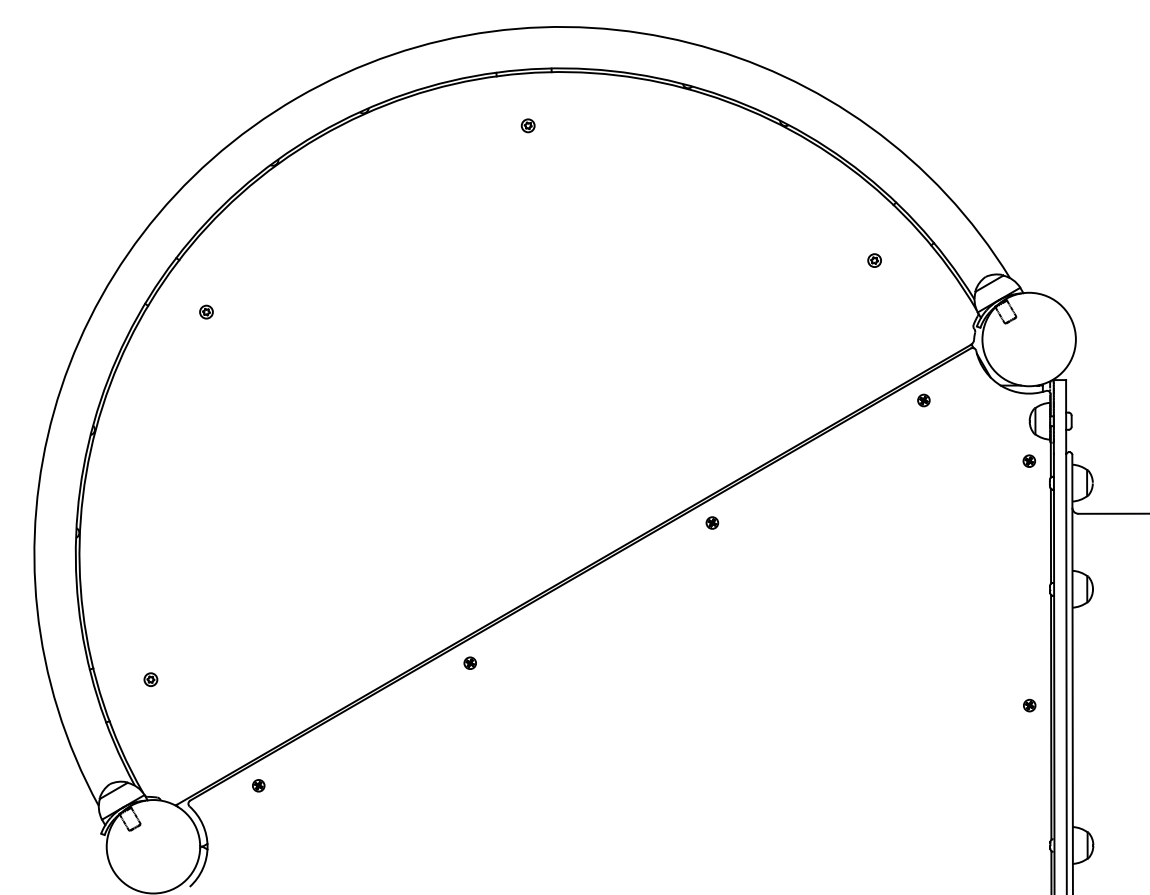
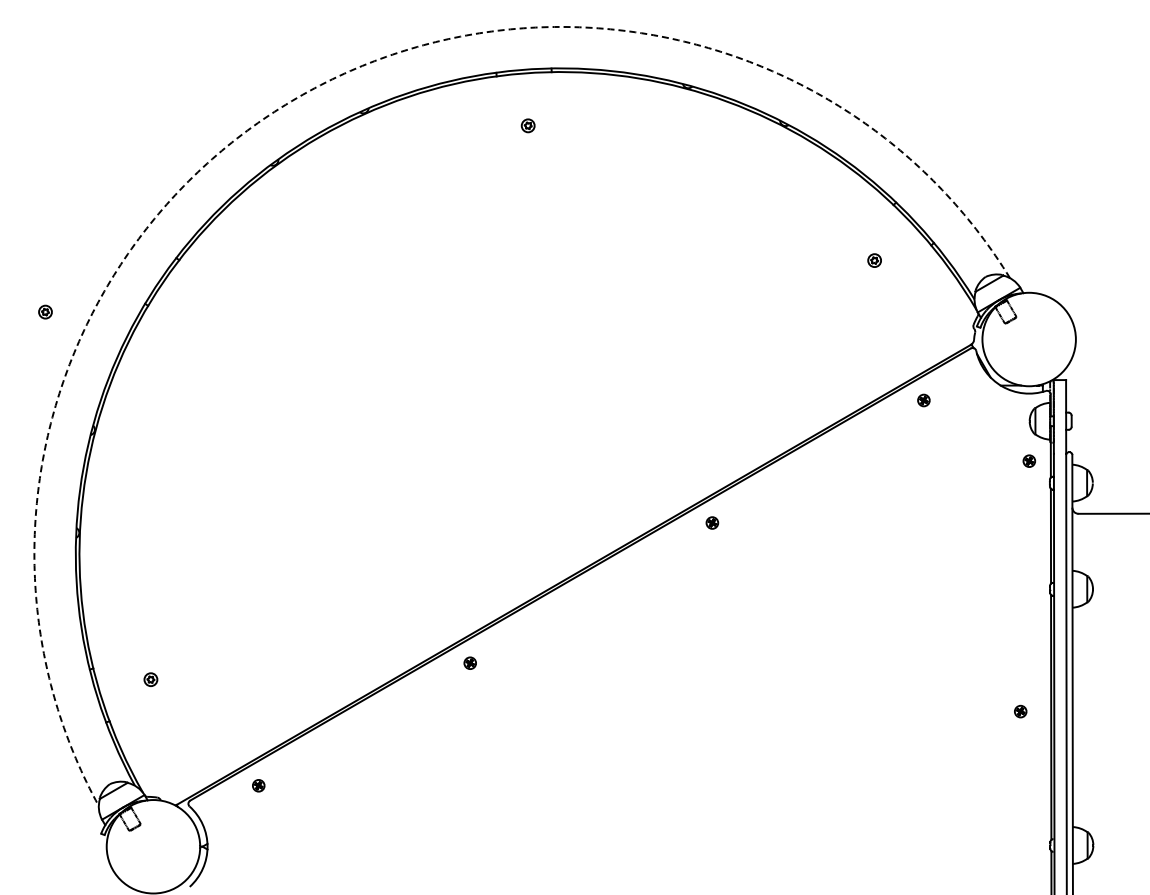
arc: solid -> dashed (297, 97)
part position: (206, 311) -> (45, 311) (45, 311)
part position: (1029, 705) -> (1020, 711) (1020, 711)
